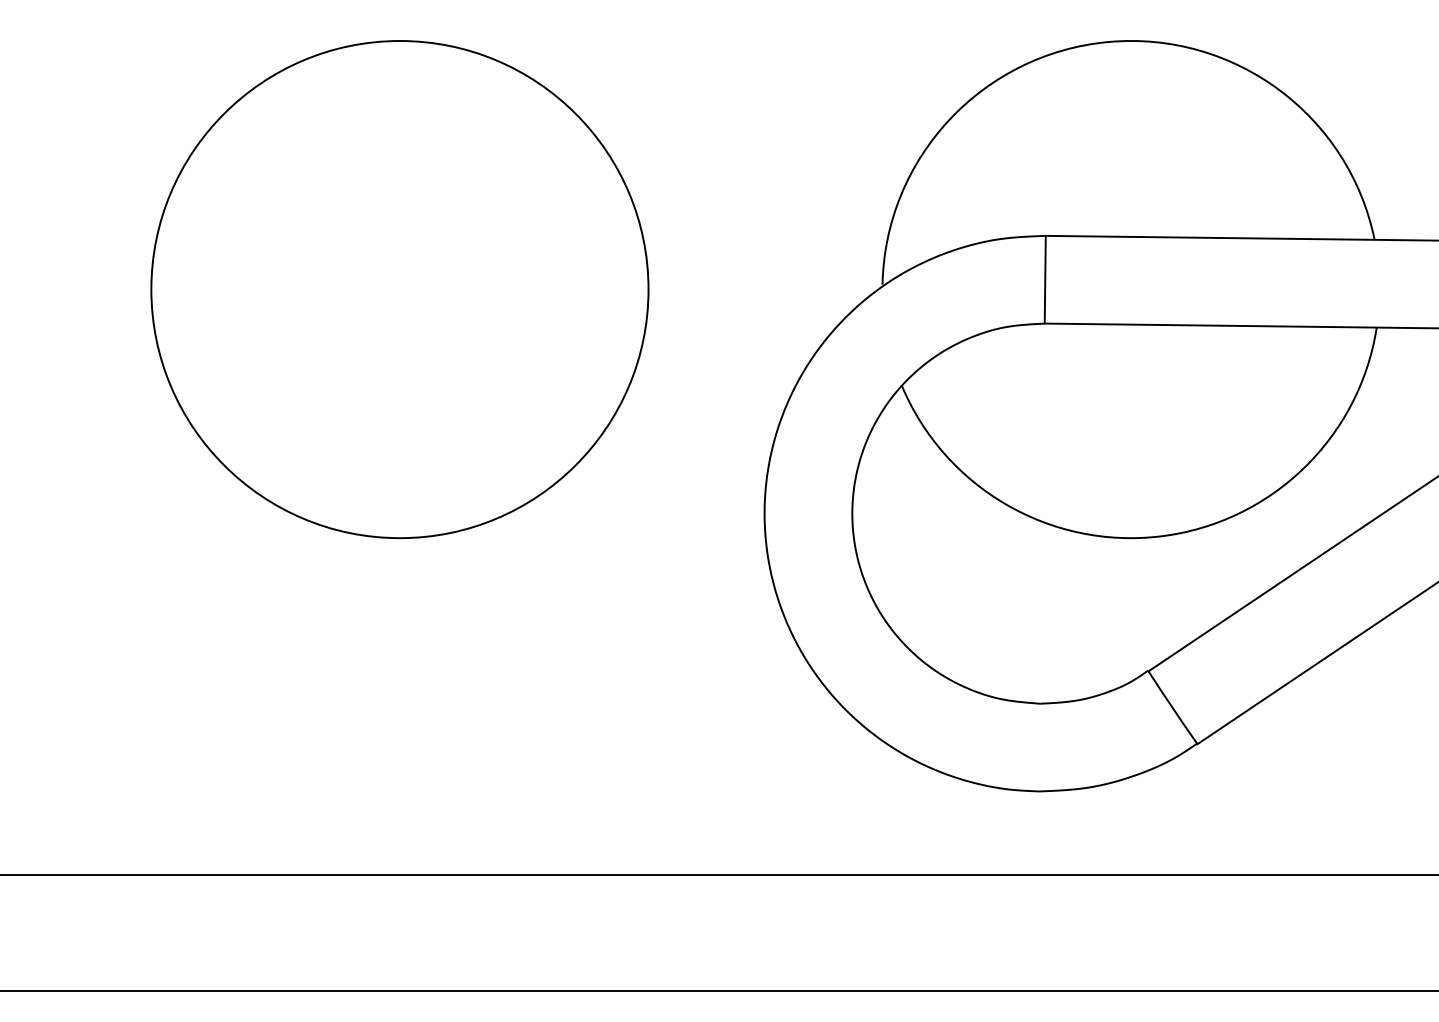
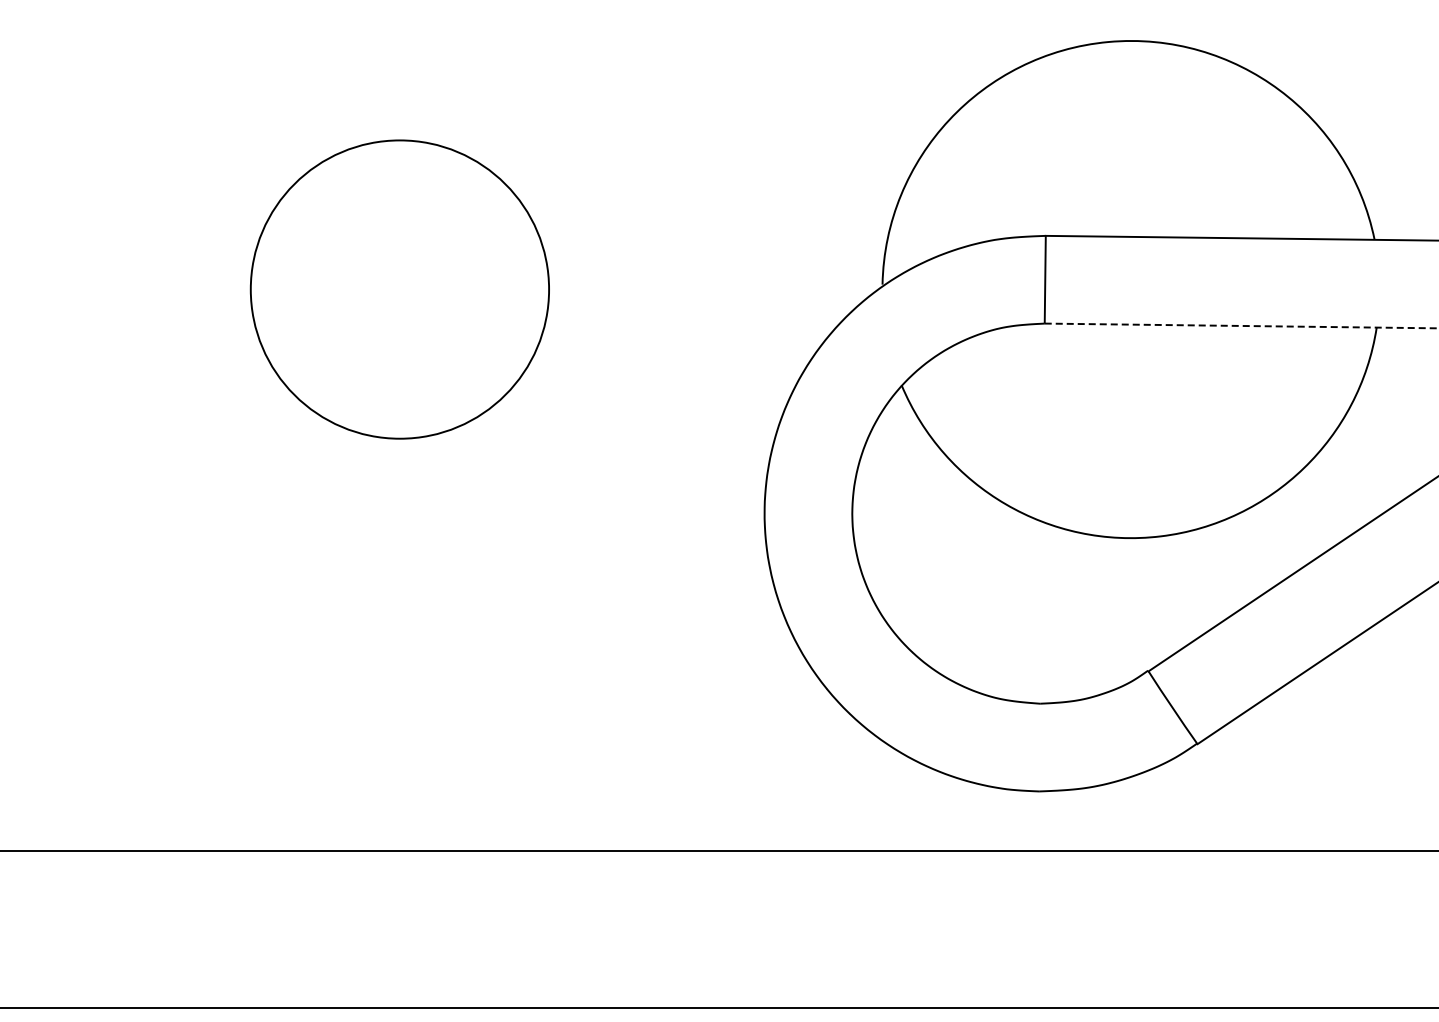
circle diameter: 497 px -> 298 px (399, 289)
line: solid -> dashed (1241, 325)
line position: (718, 874) -> (718, 850) (718, 850)
line position: (718, 991) -> (718, 1008) (718, 1008)
